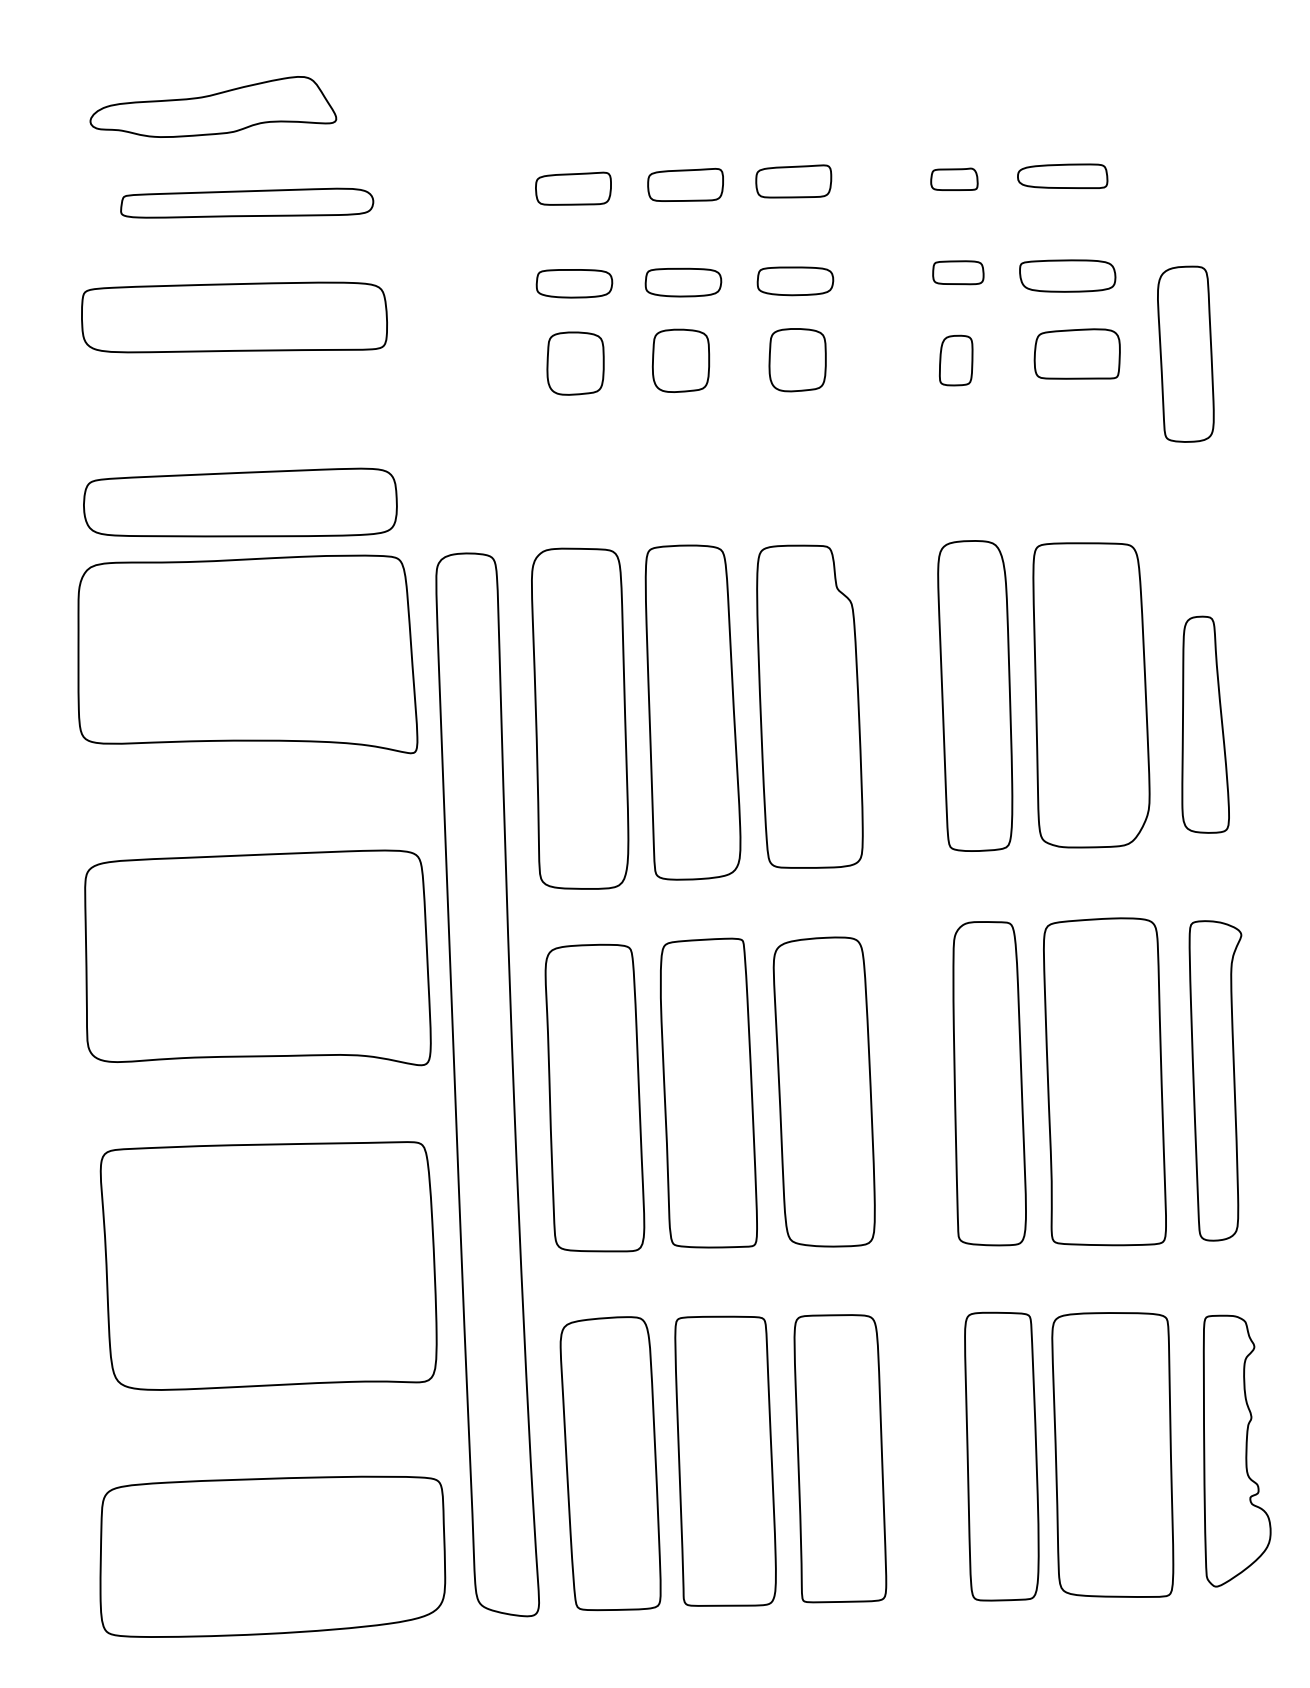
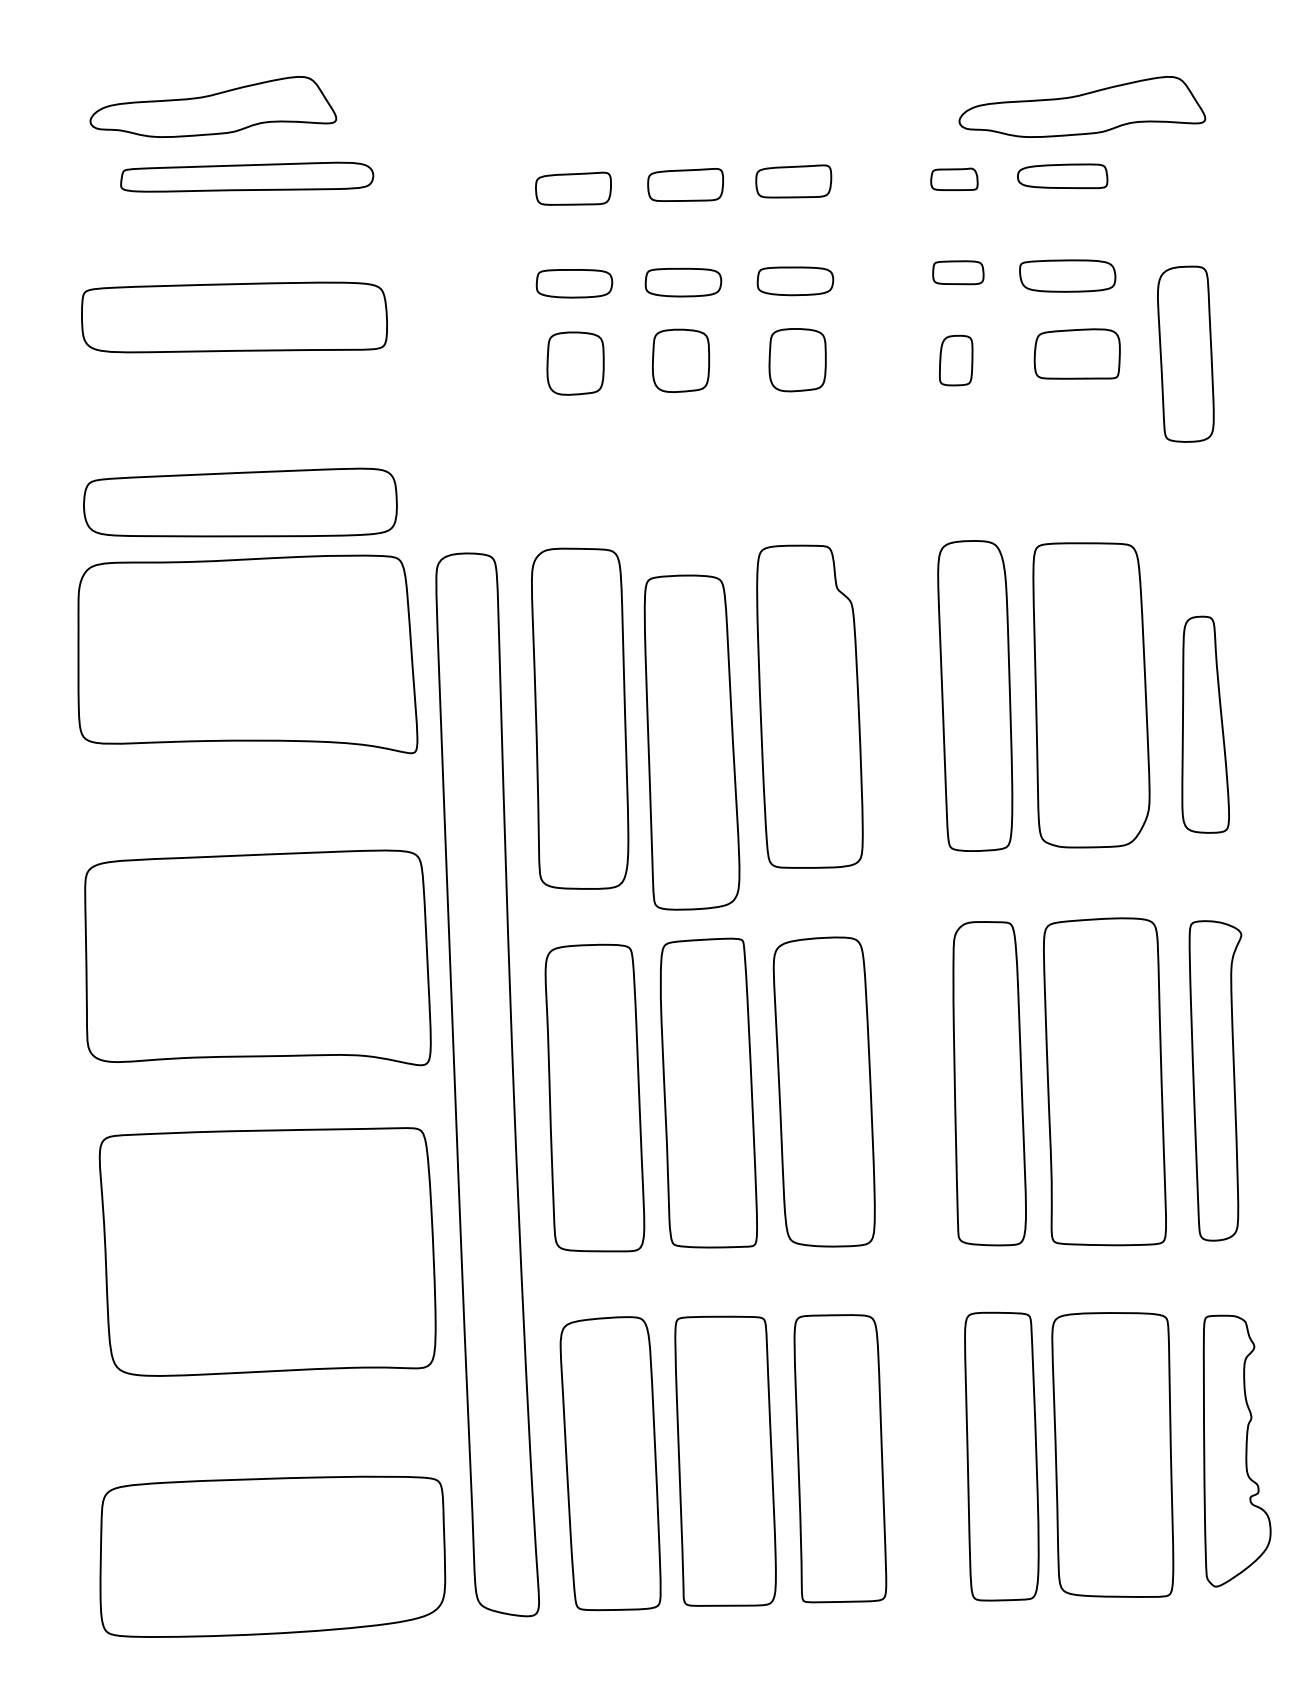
part: none -> present (1082, 106)
part position: (247, 202) -> (247, 176) (247, 176)
part position: (692, 712) -> (691, 742) (691, 742)
part position: (268, 1265) -> (267, 1251) (267, 1251)
